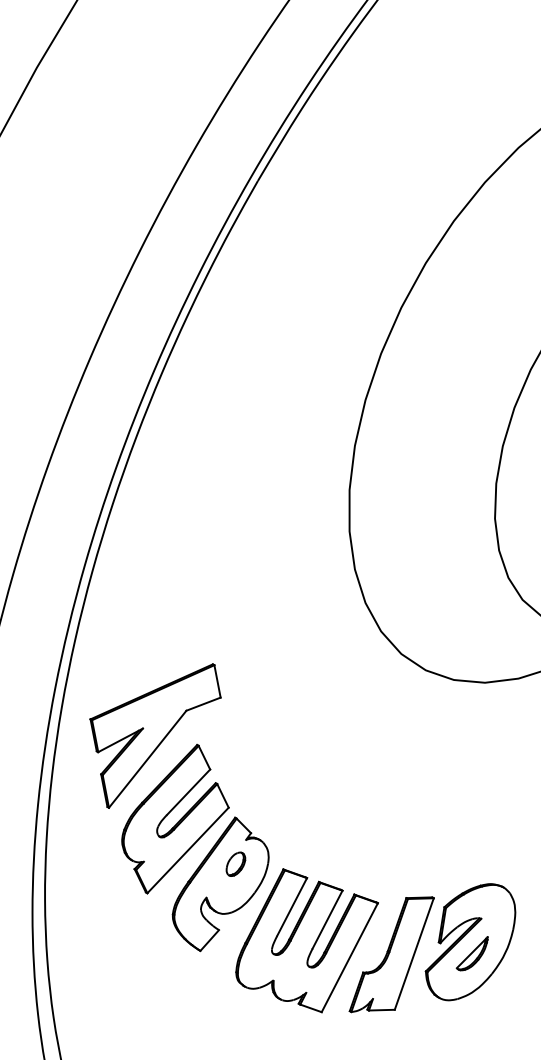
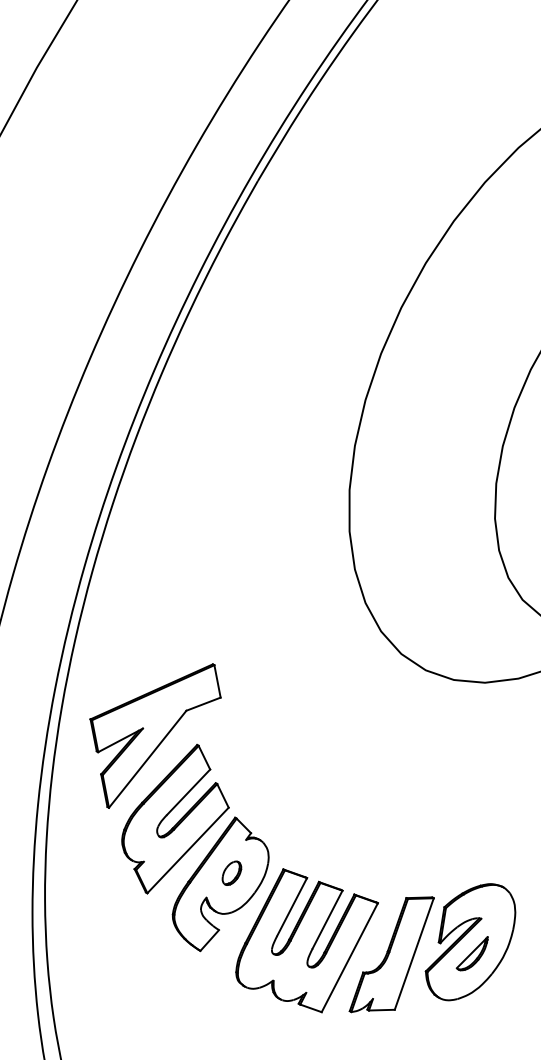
part position: (235, 863) -> (231, 872) (231, 872)
